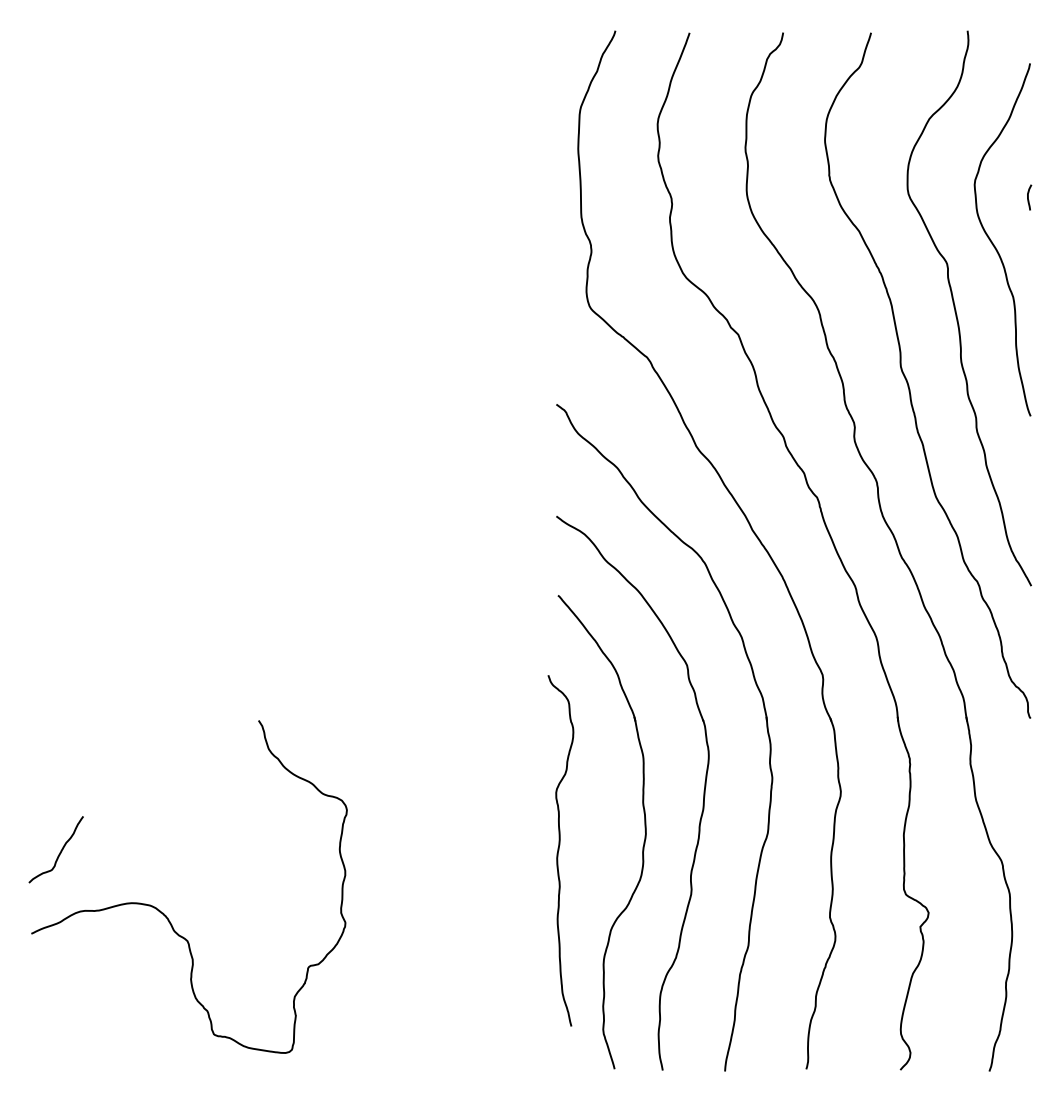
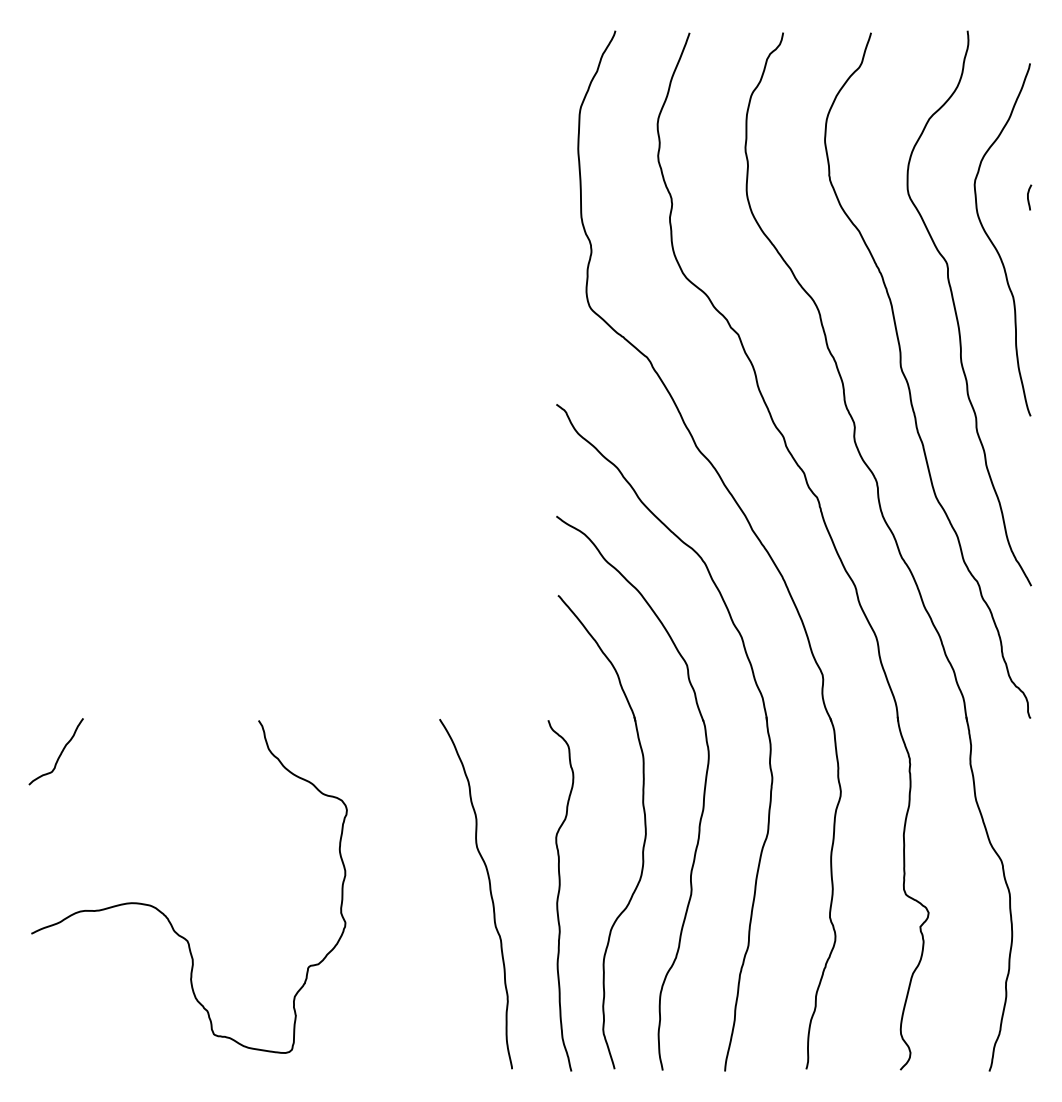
curve position: (559, 850) -> (559, 895) (559, 895)
curve position: (59, 852) -> (59, 754) (59, 754)
curve: none -> present (489, 891)
